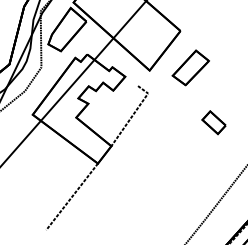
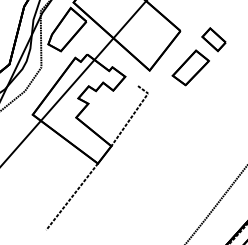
part position: (213, 122) -> (213, 39) (213, 39)
